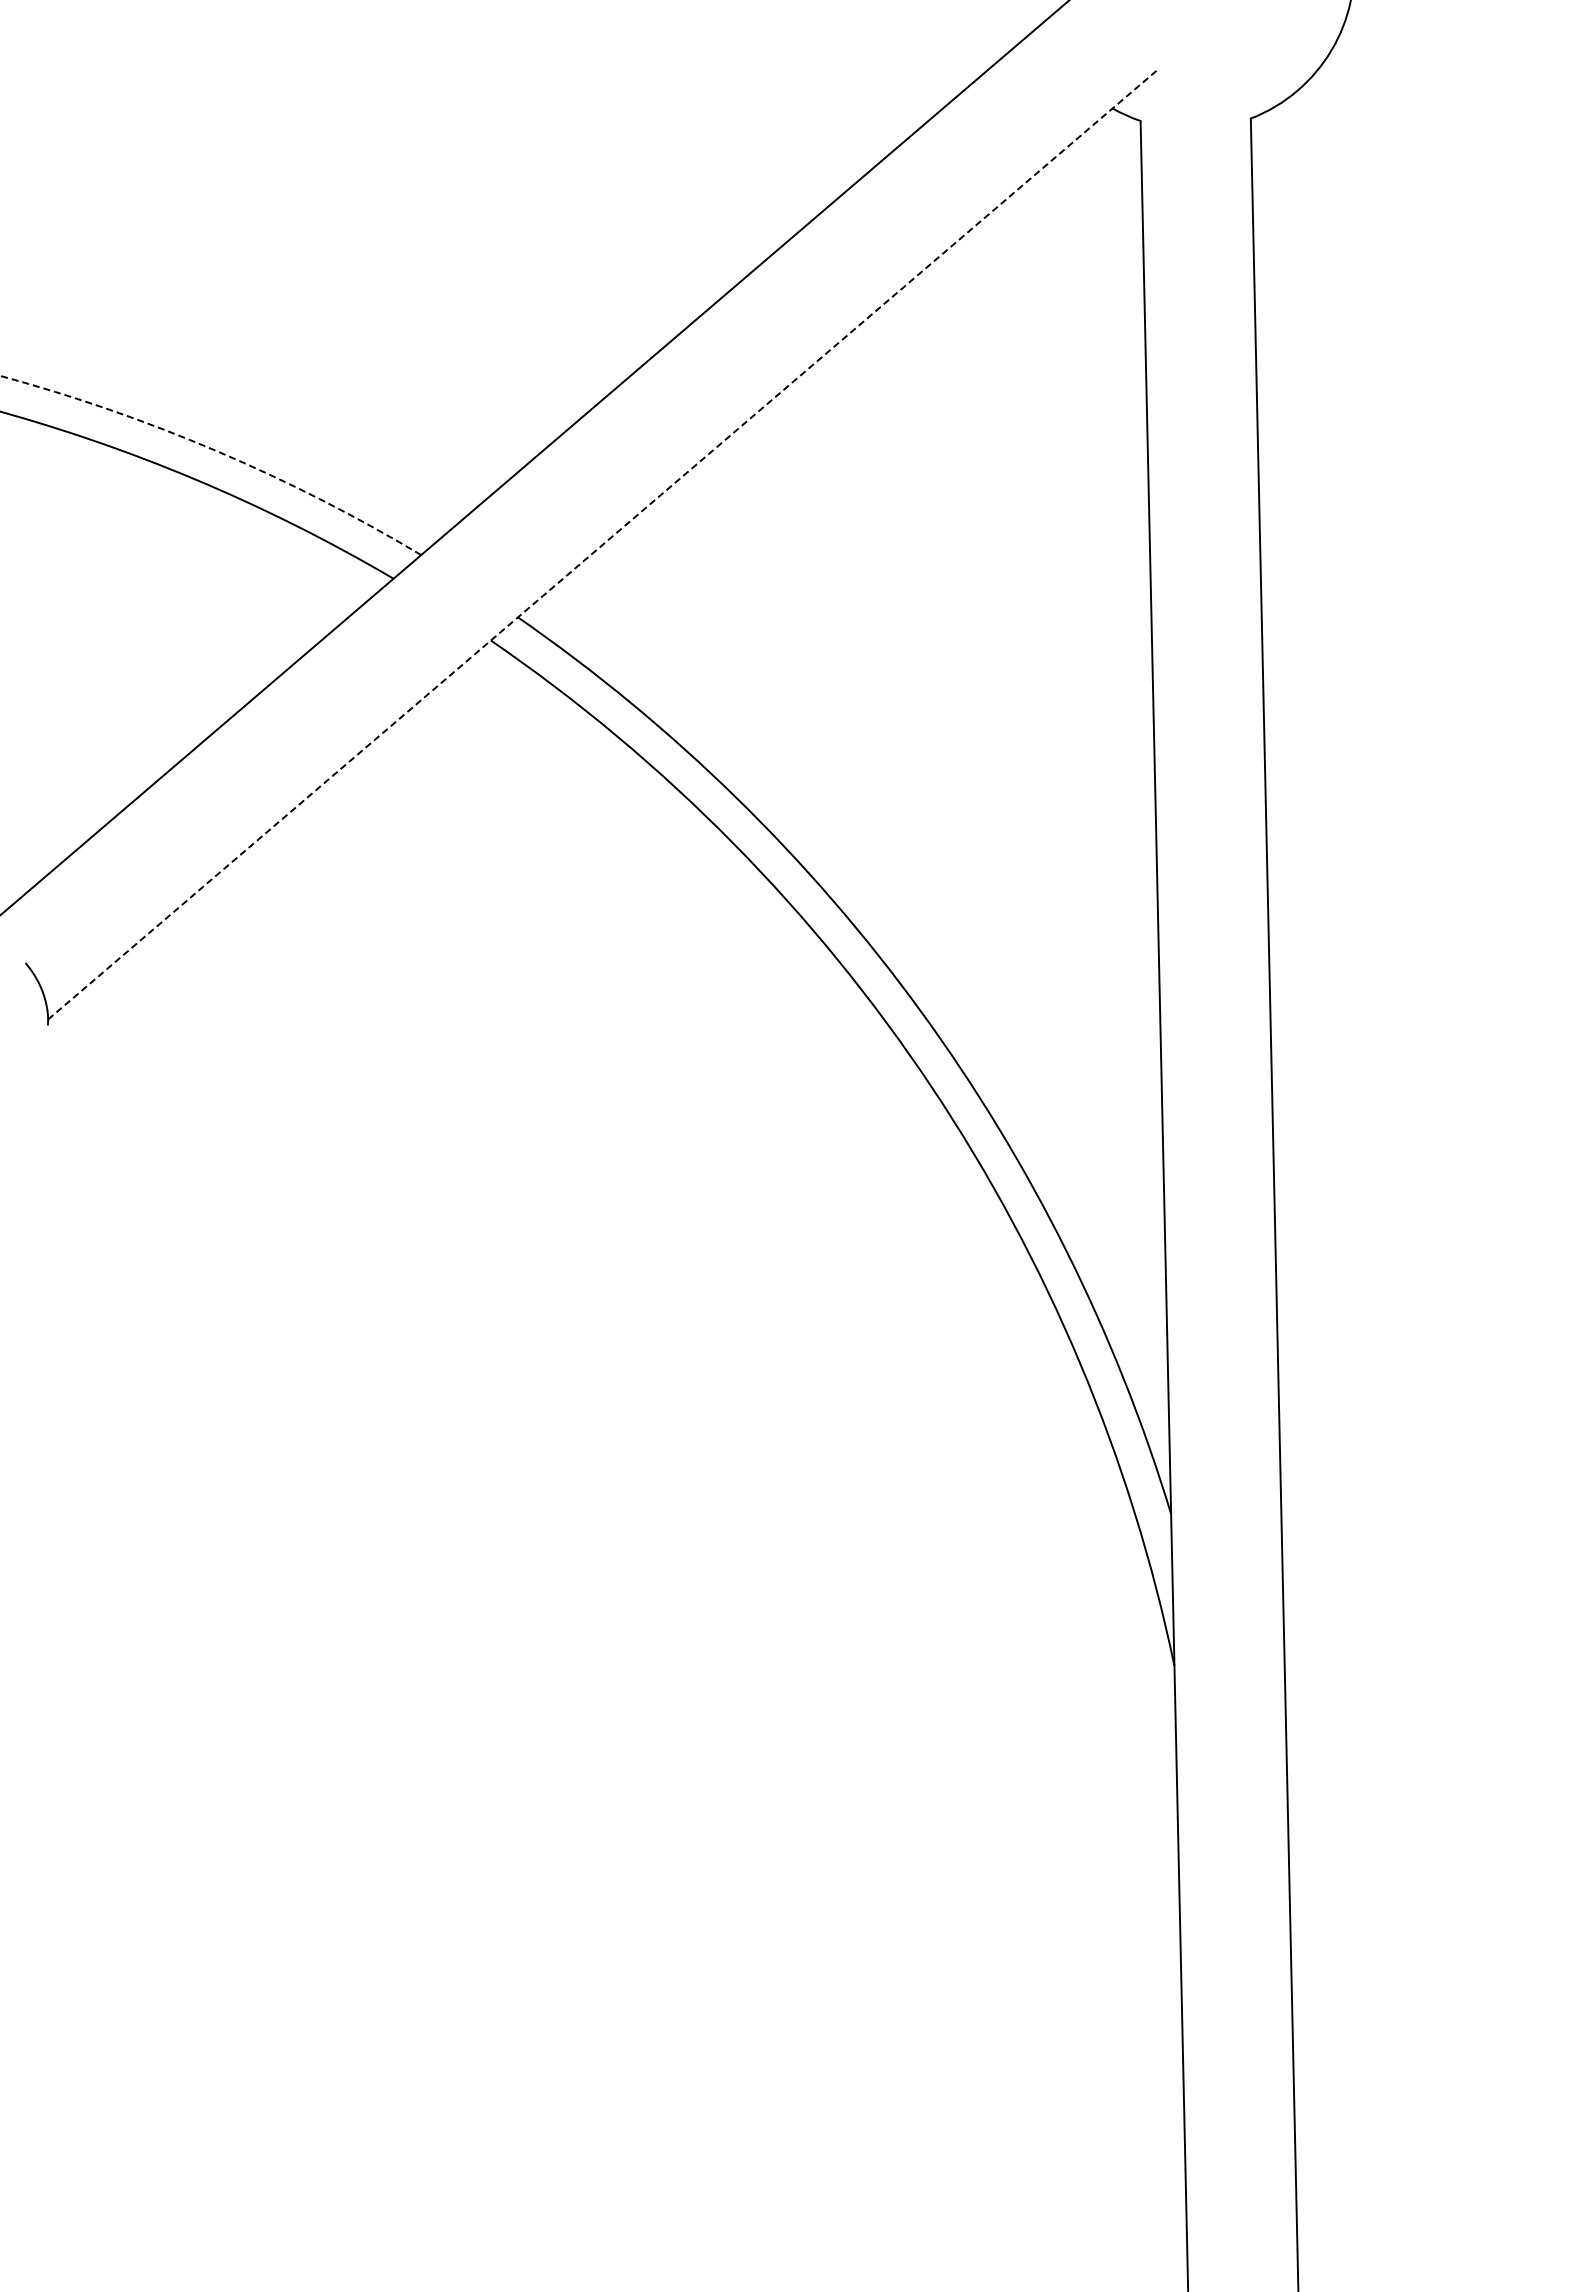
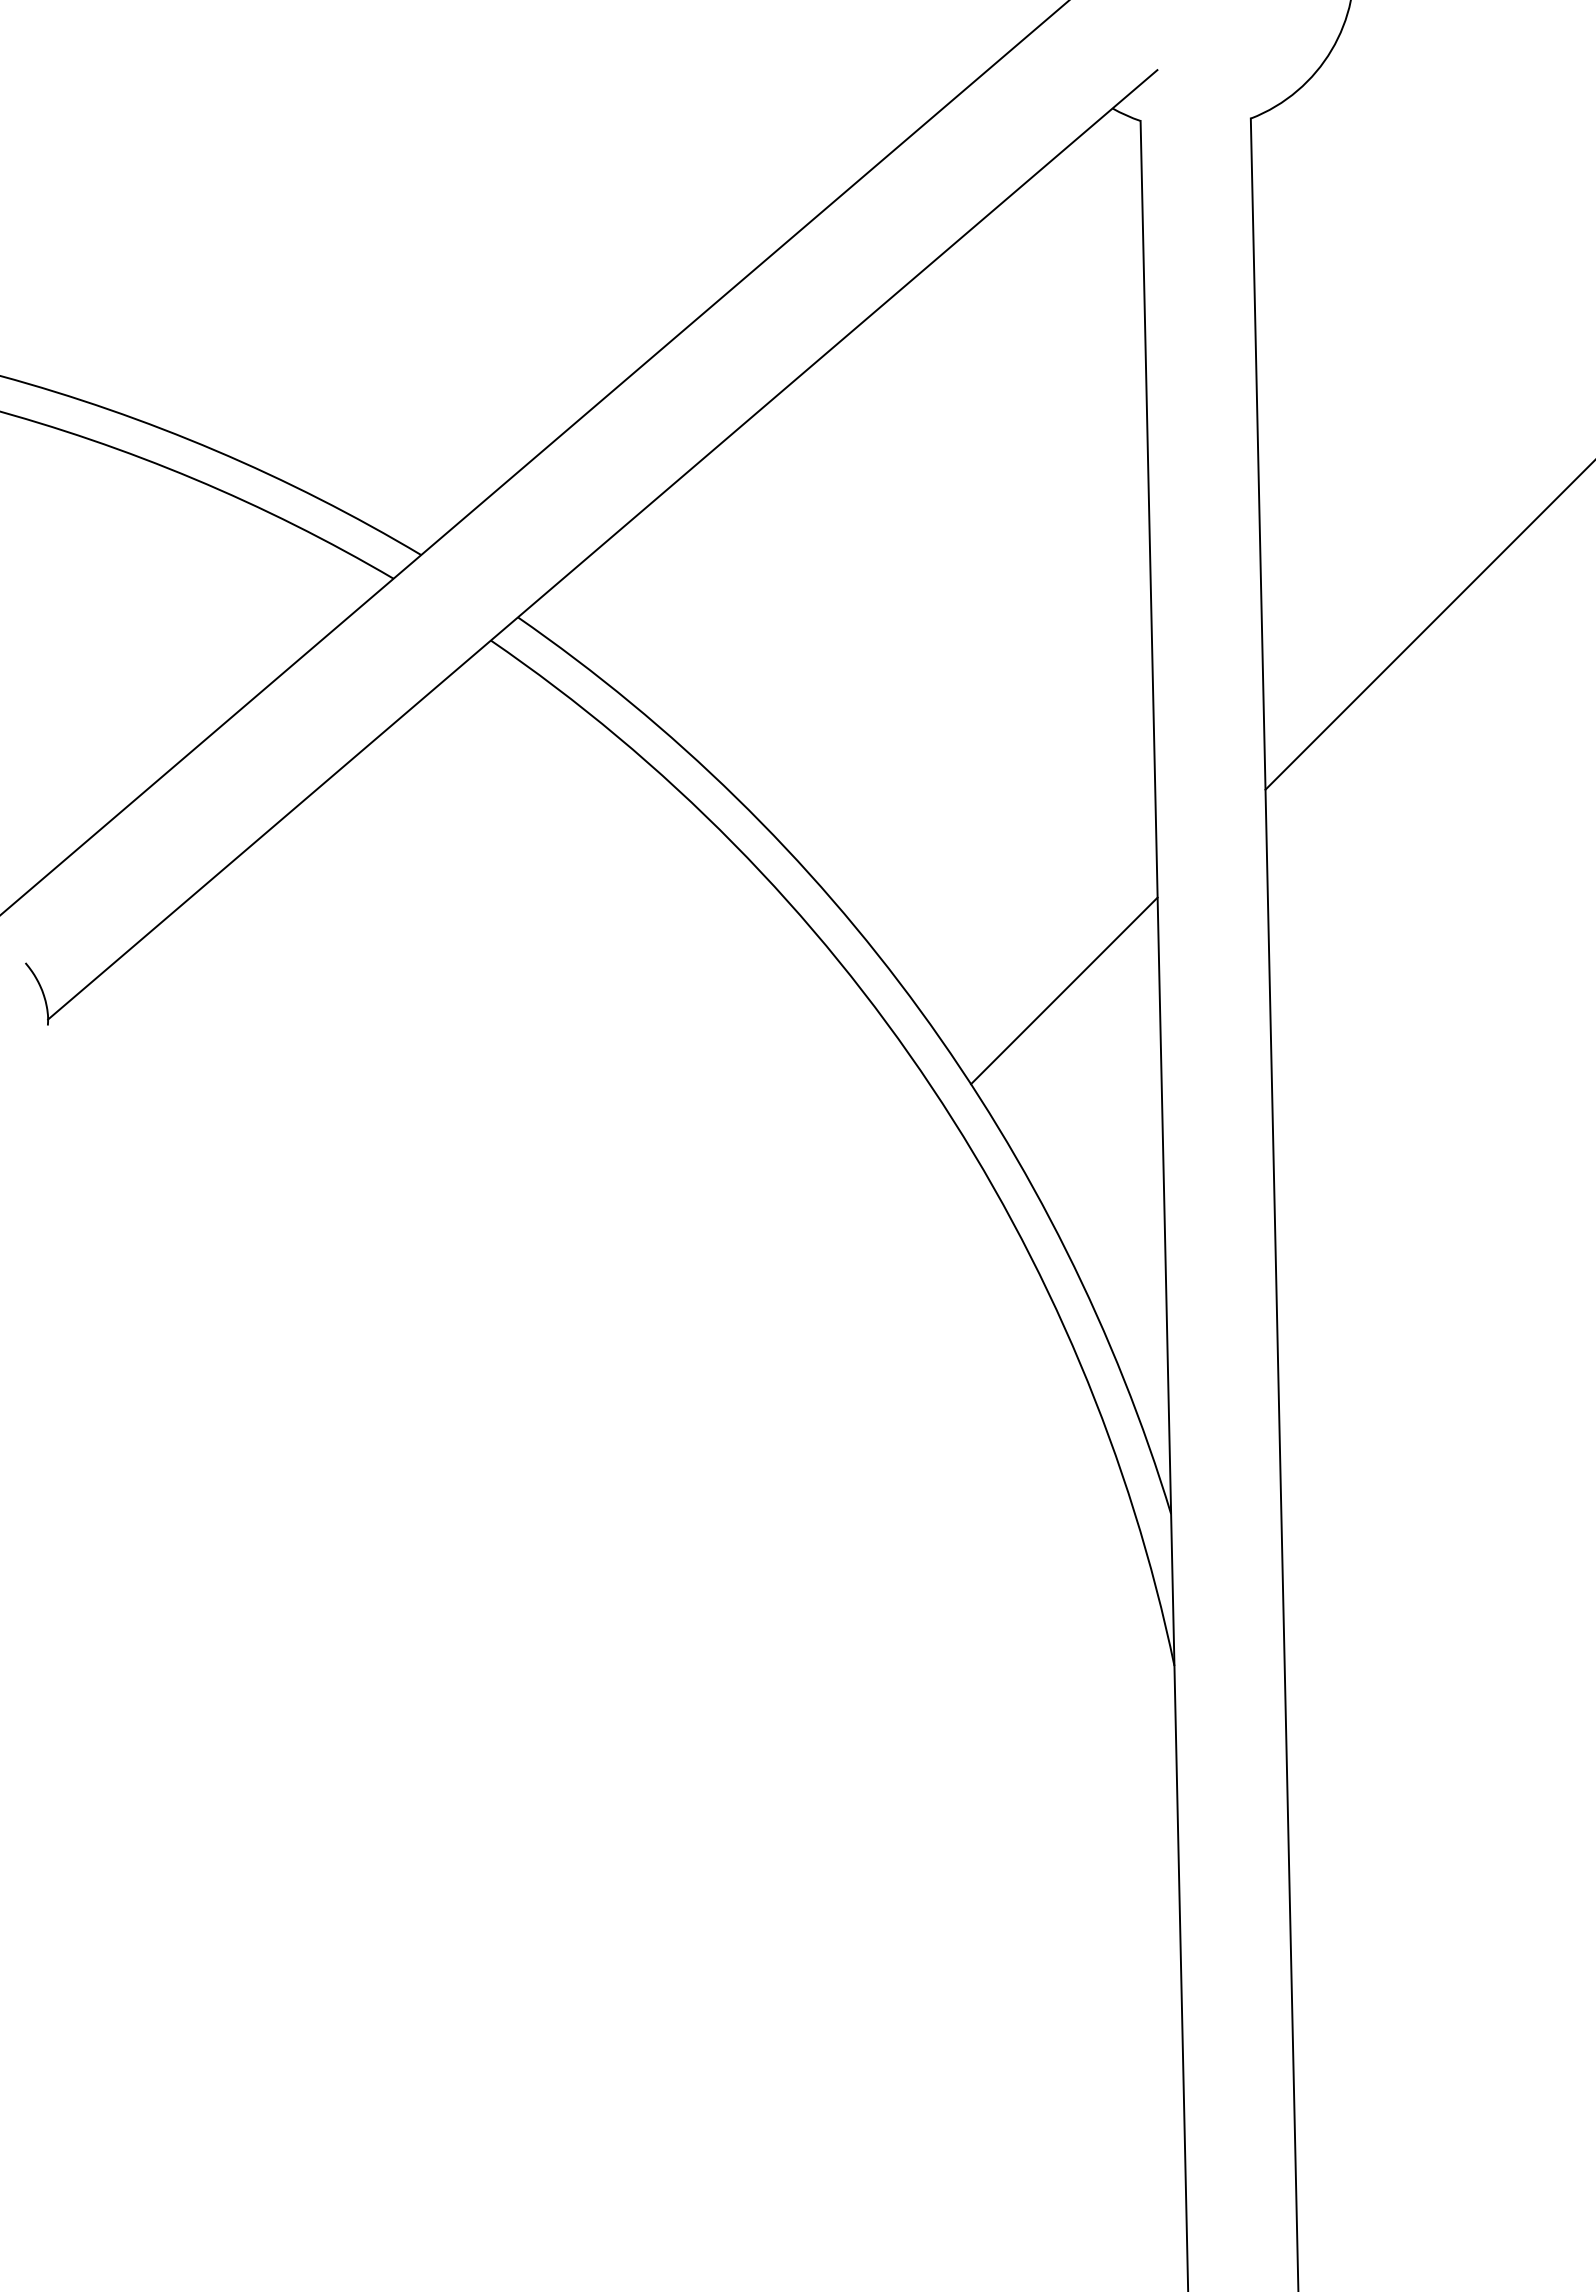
arc: dashed -> solid (215, 450)
line: dashed -> solid (603, 544)
line: none -> present (1428, 625)
line: none -> present (1064, 990)
